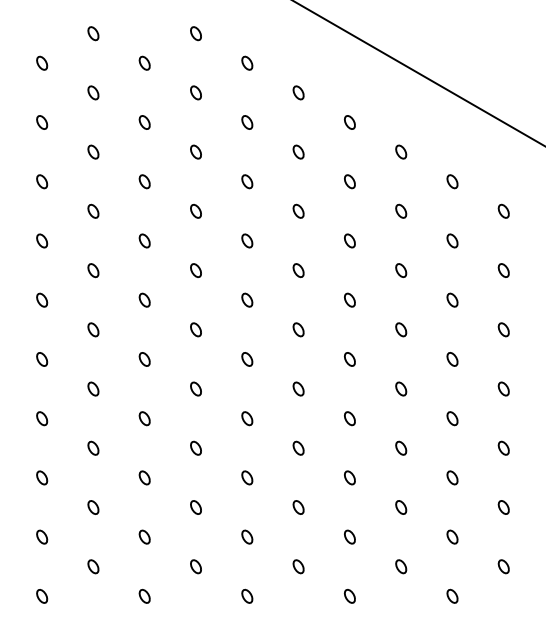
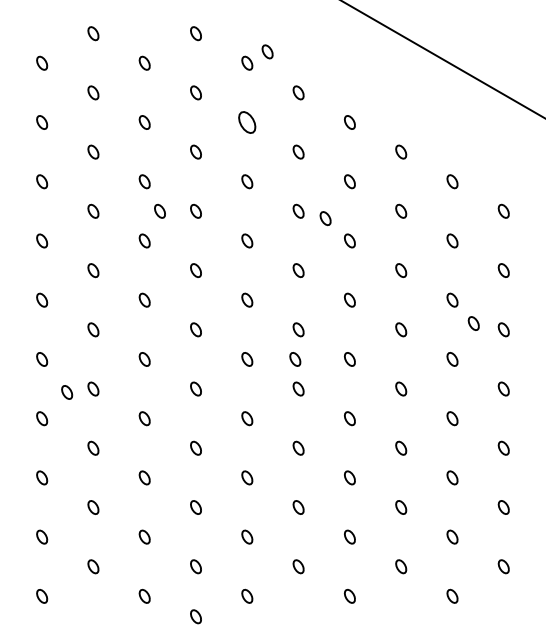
part: none -> present (267, 51)
line position: (418, 73) -> (442, 59) (442, 59)
part size: 13x15 px -> 19x23 px (247, 122)
part: none -> present (159, 211)
part: none -> present (325, 218)
part: none -> present (473, 323)
part: none -> present (295, 359)
part: none -> present (67, 392)
part: none -> present (195, 616)
